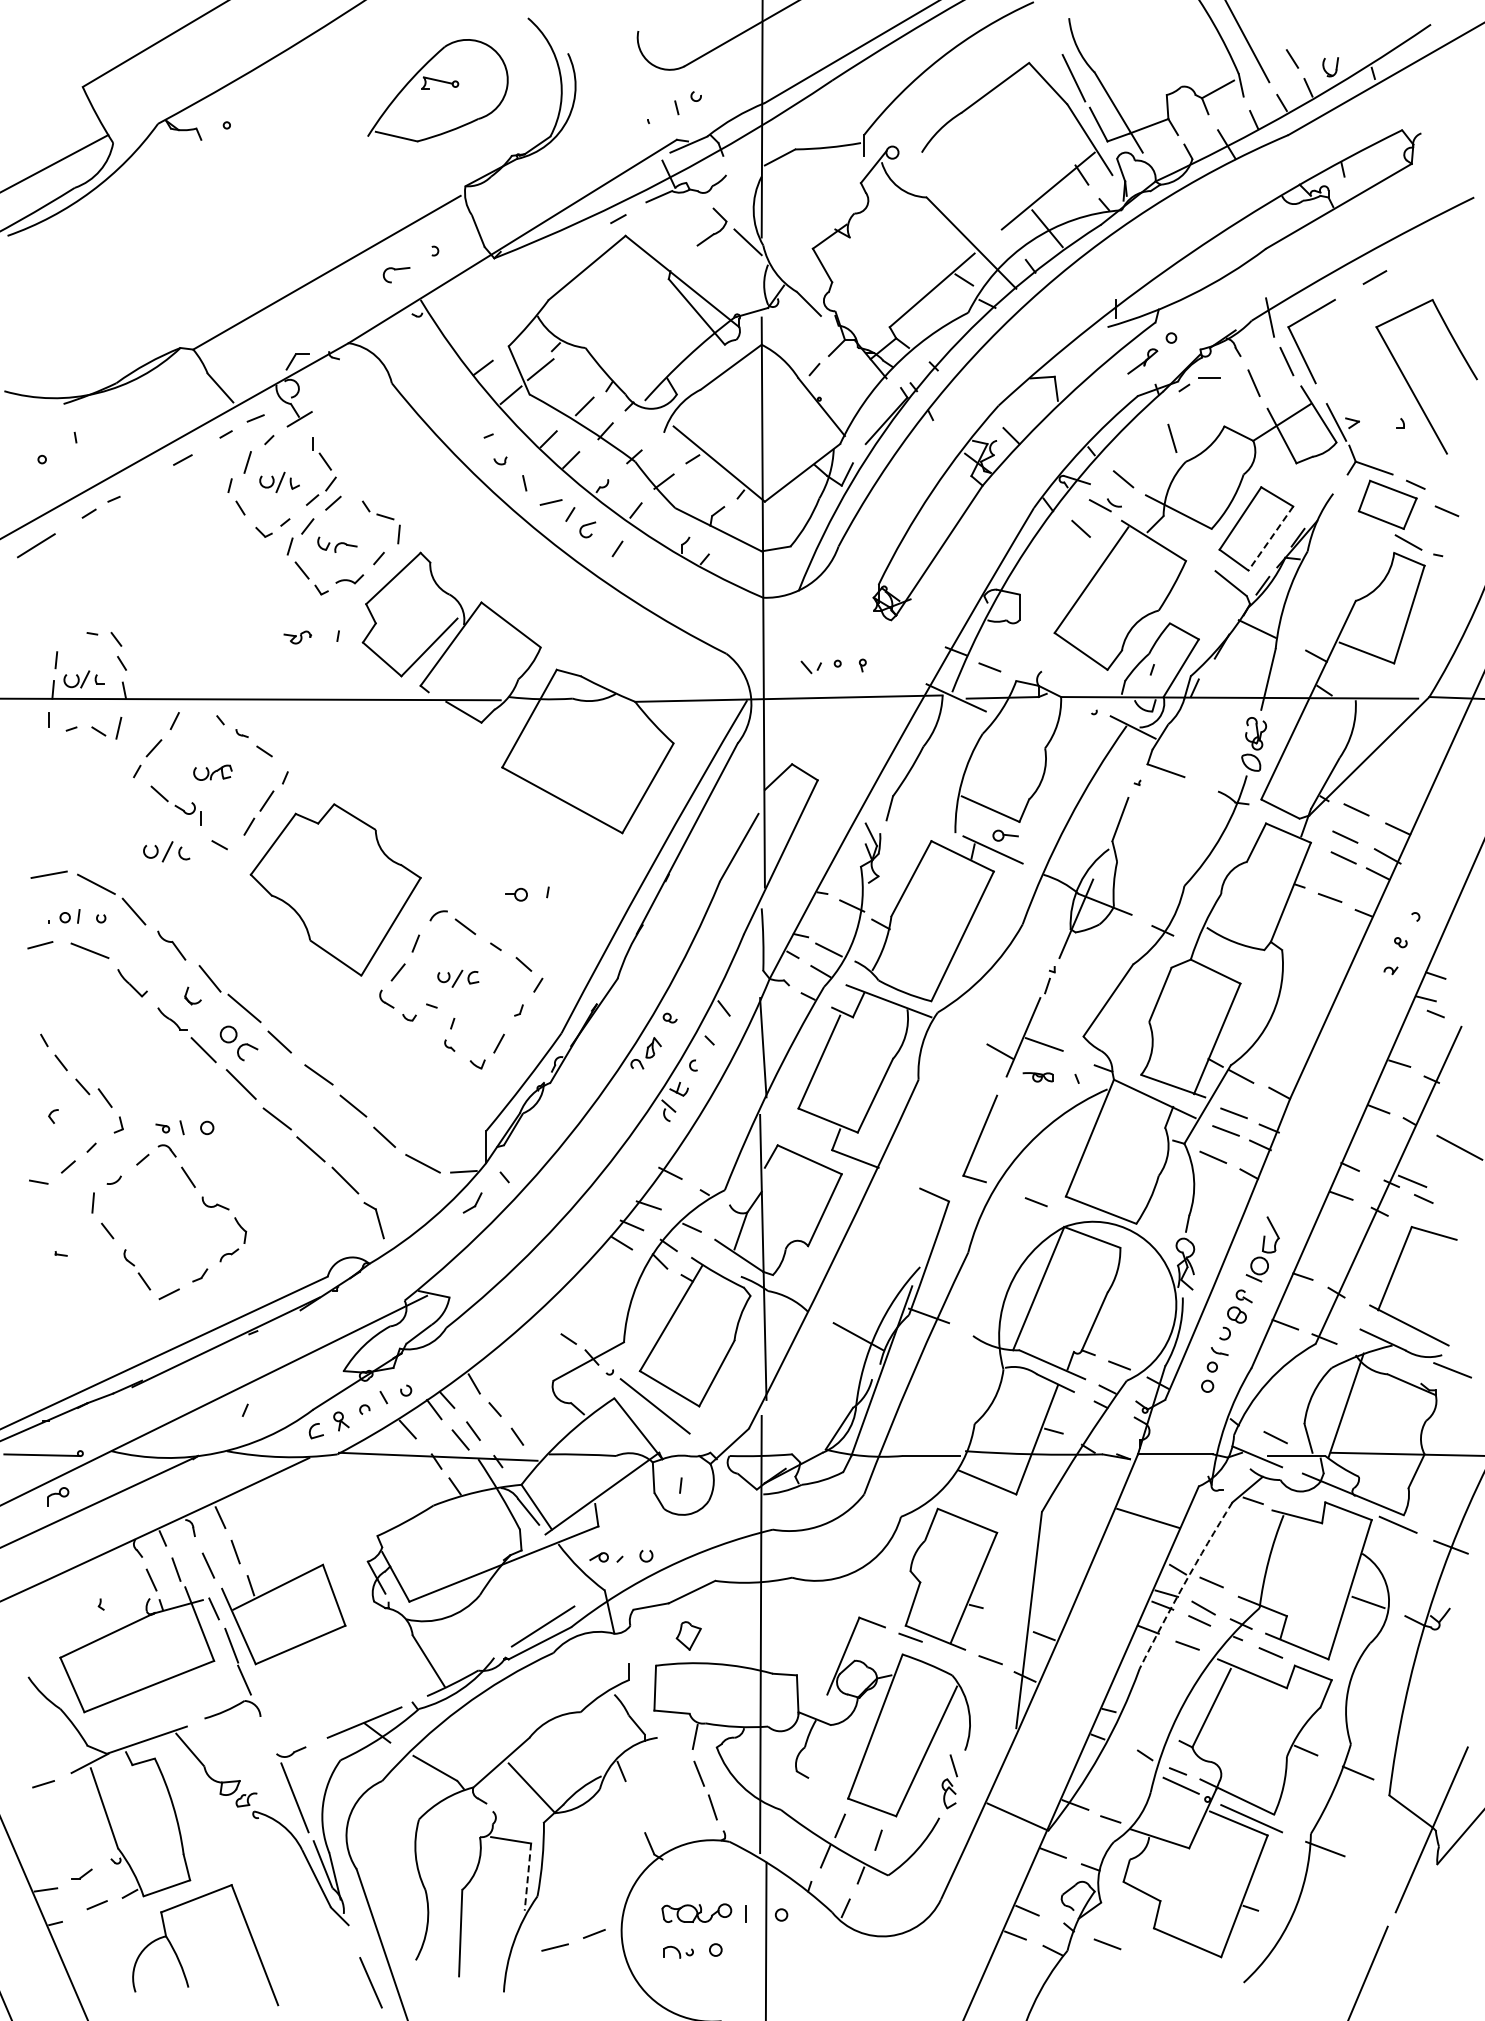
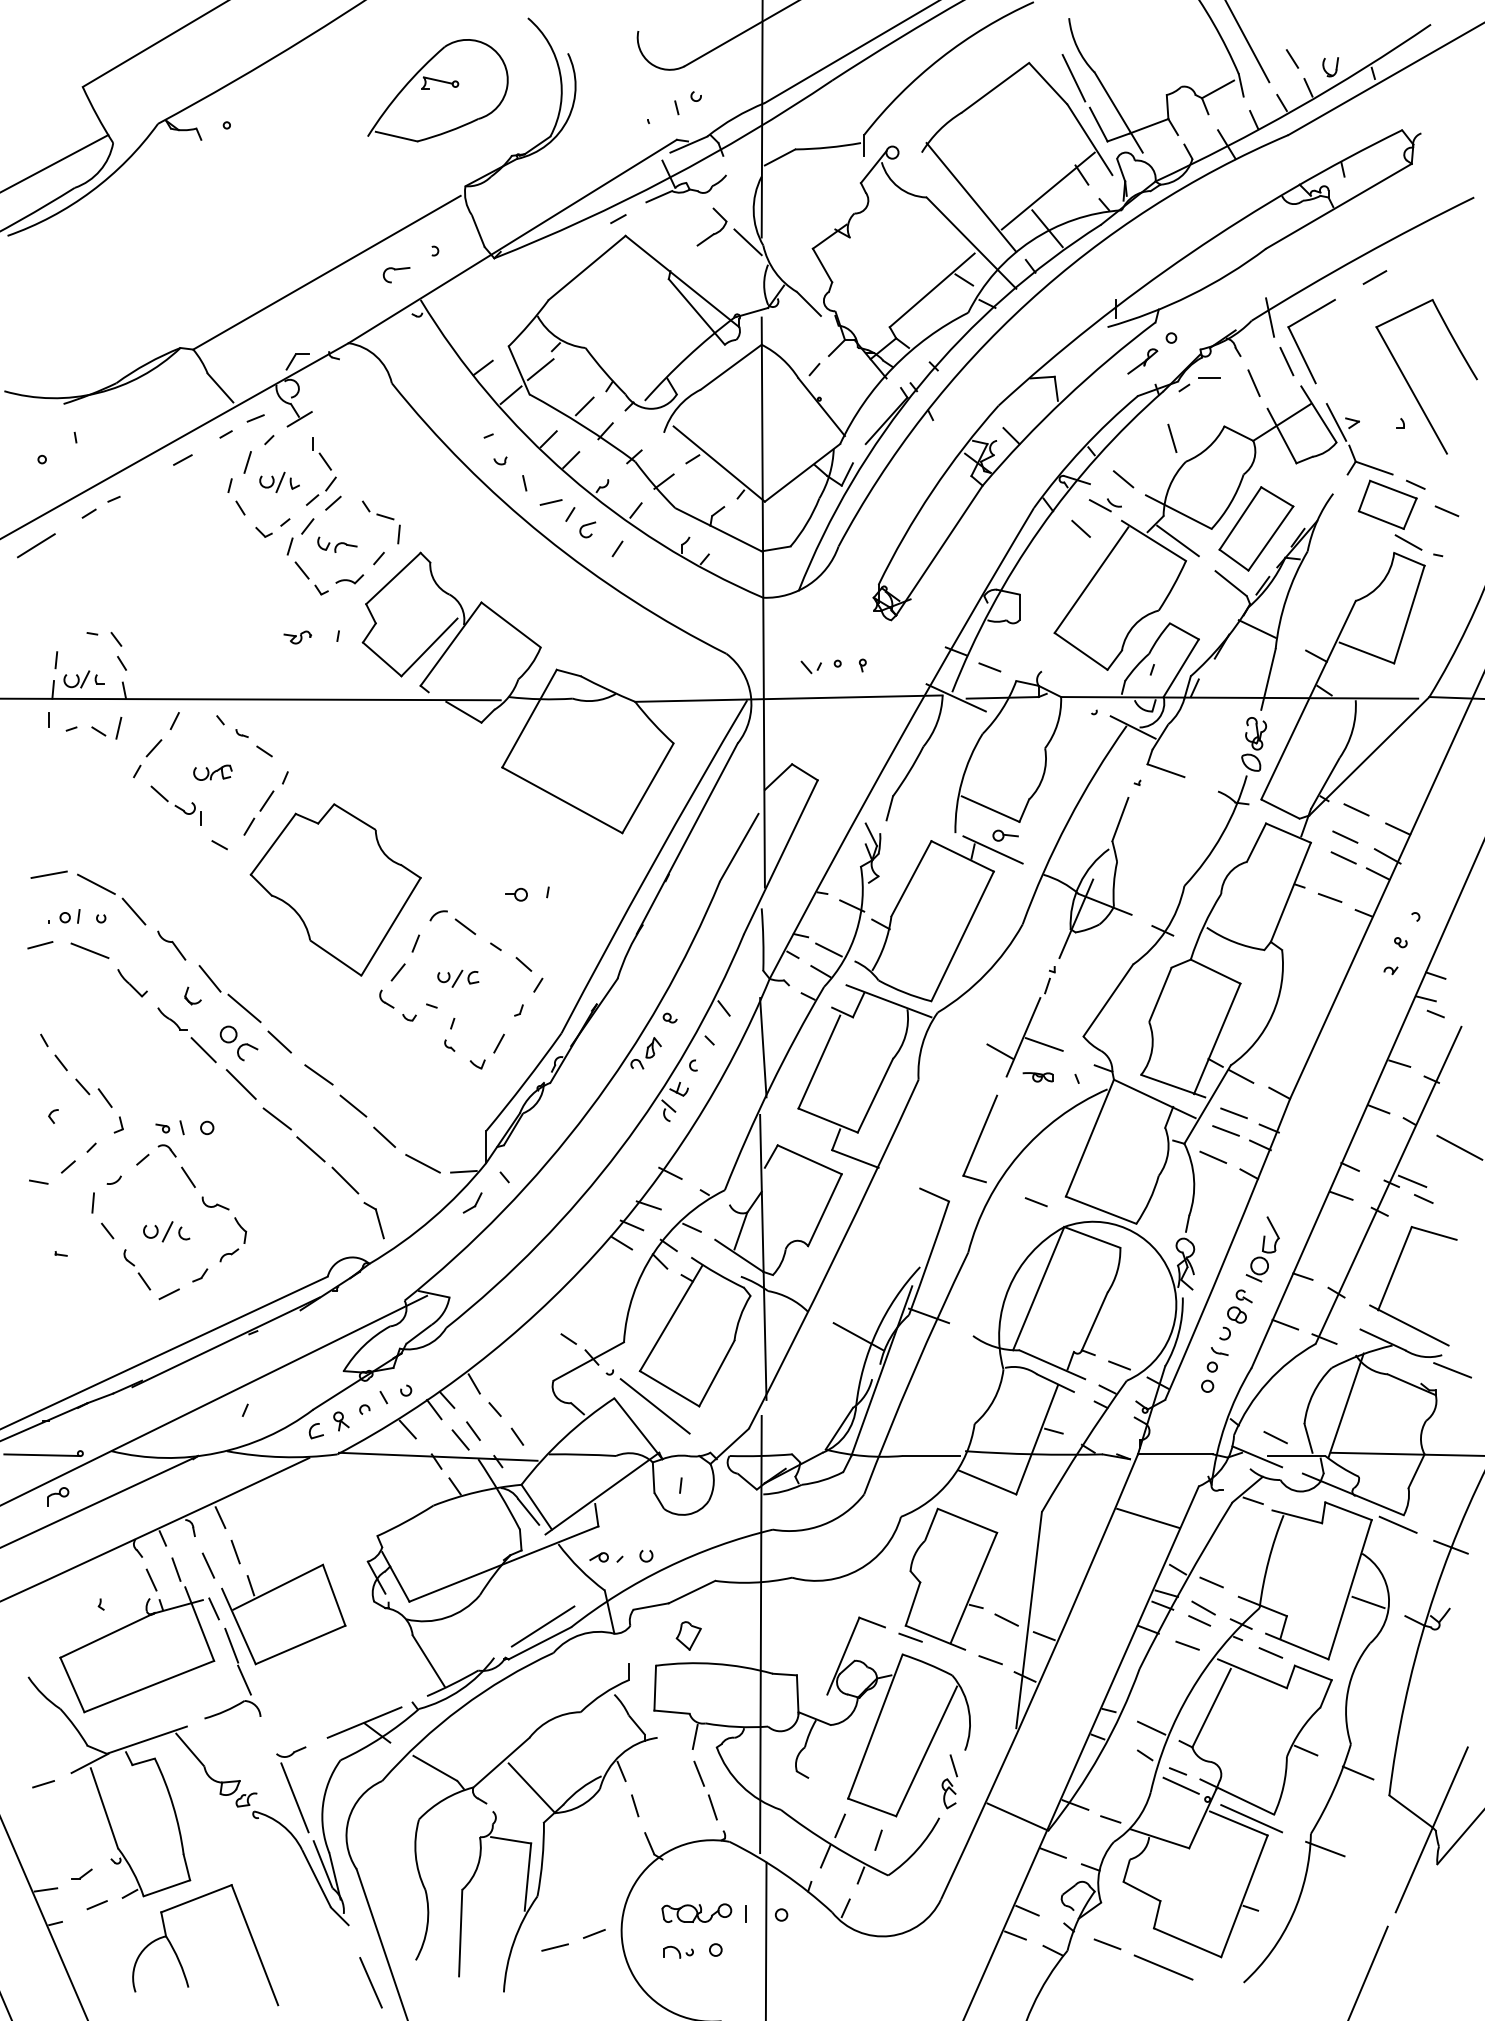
line: none -> present (971, 197)
line: dashed -> solid (1270, 538)
line: none -> present (1177, 540)
part position: (166, 851) -> (166, 1231) (166, 1231)
arc: dashed -> solid (1184, 1584)
line: none -> present (1006, 1619)
line: none -> present (1151, 1727)
line: none -> present (635, 1805)
line: dashed -> solid (527, 1877)
line: none -> present (1163, 1967)
